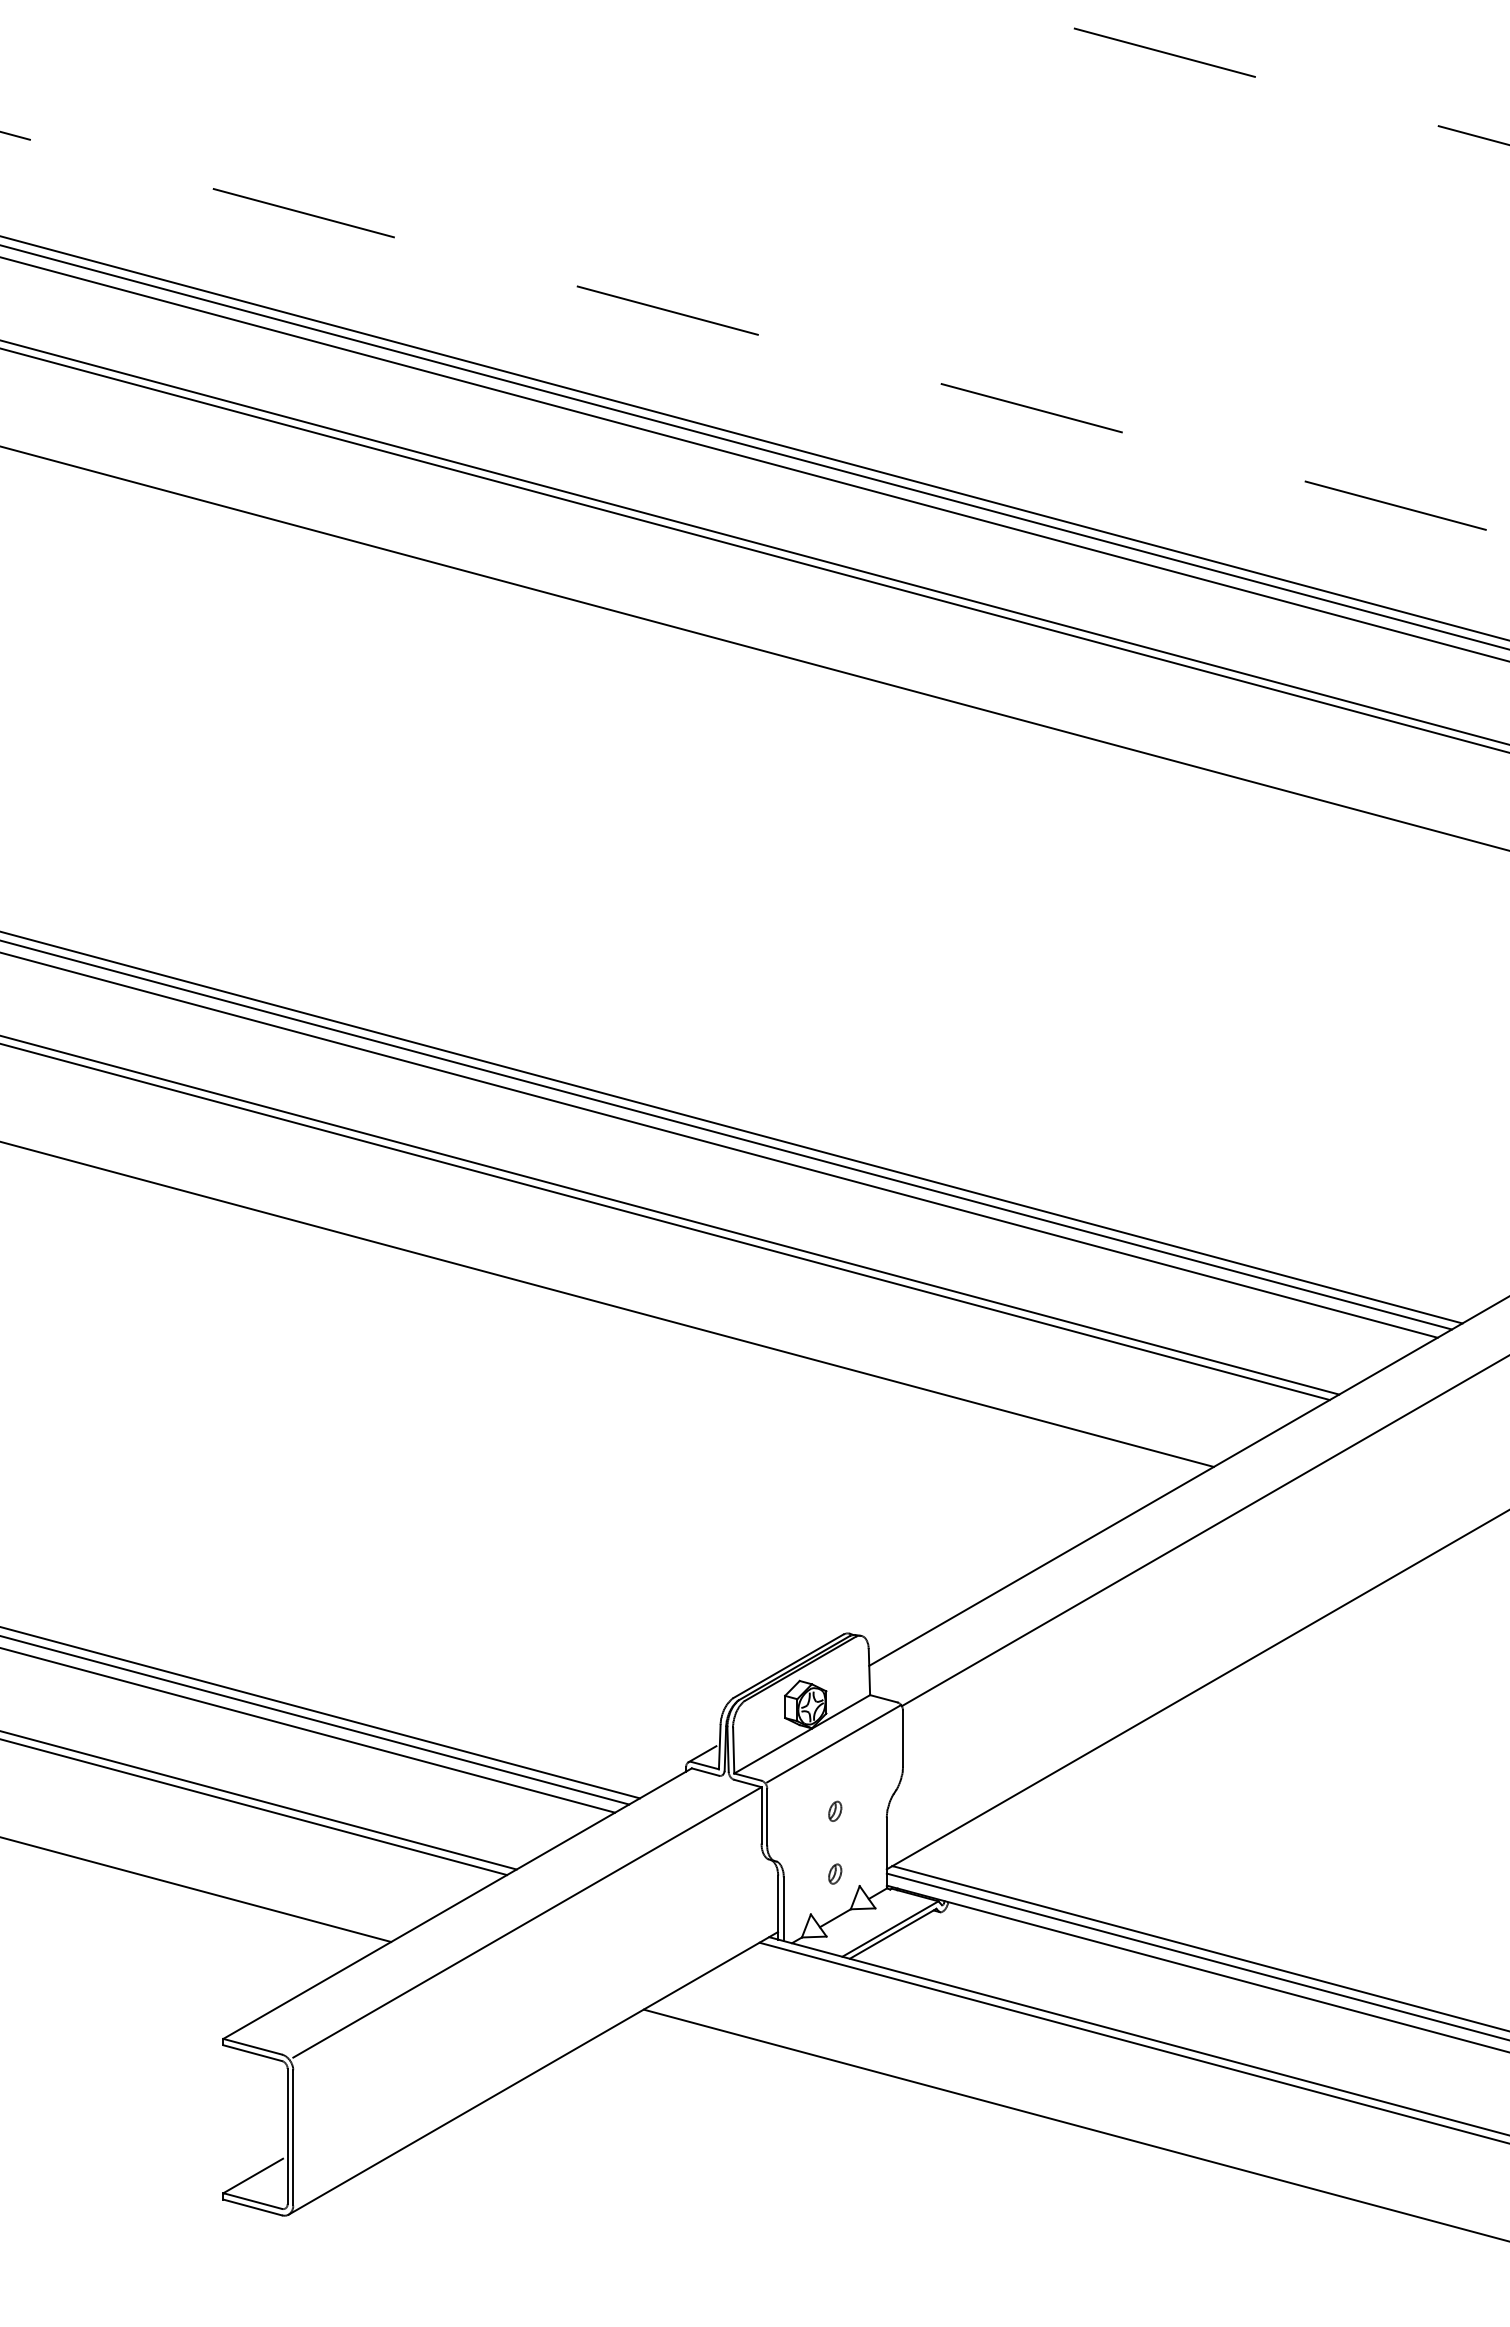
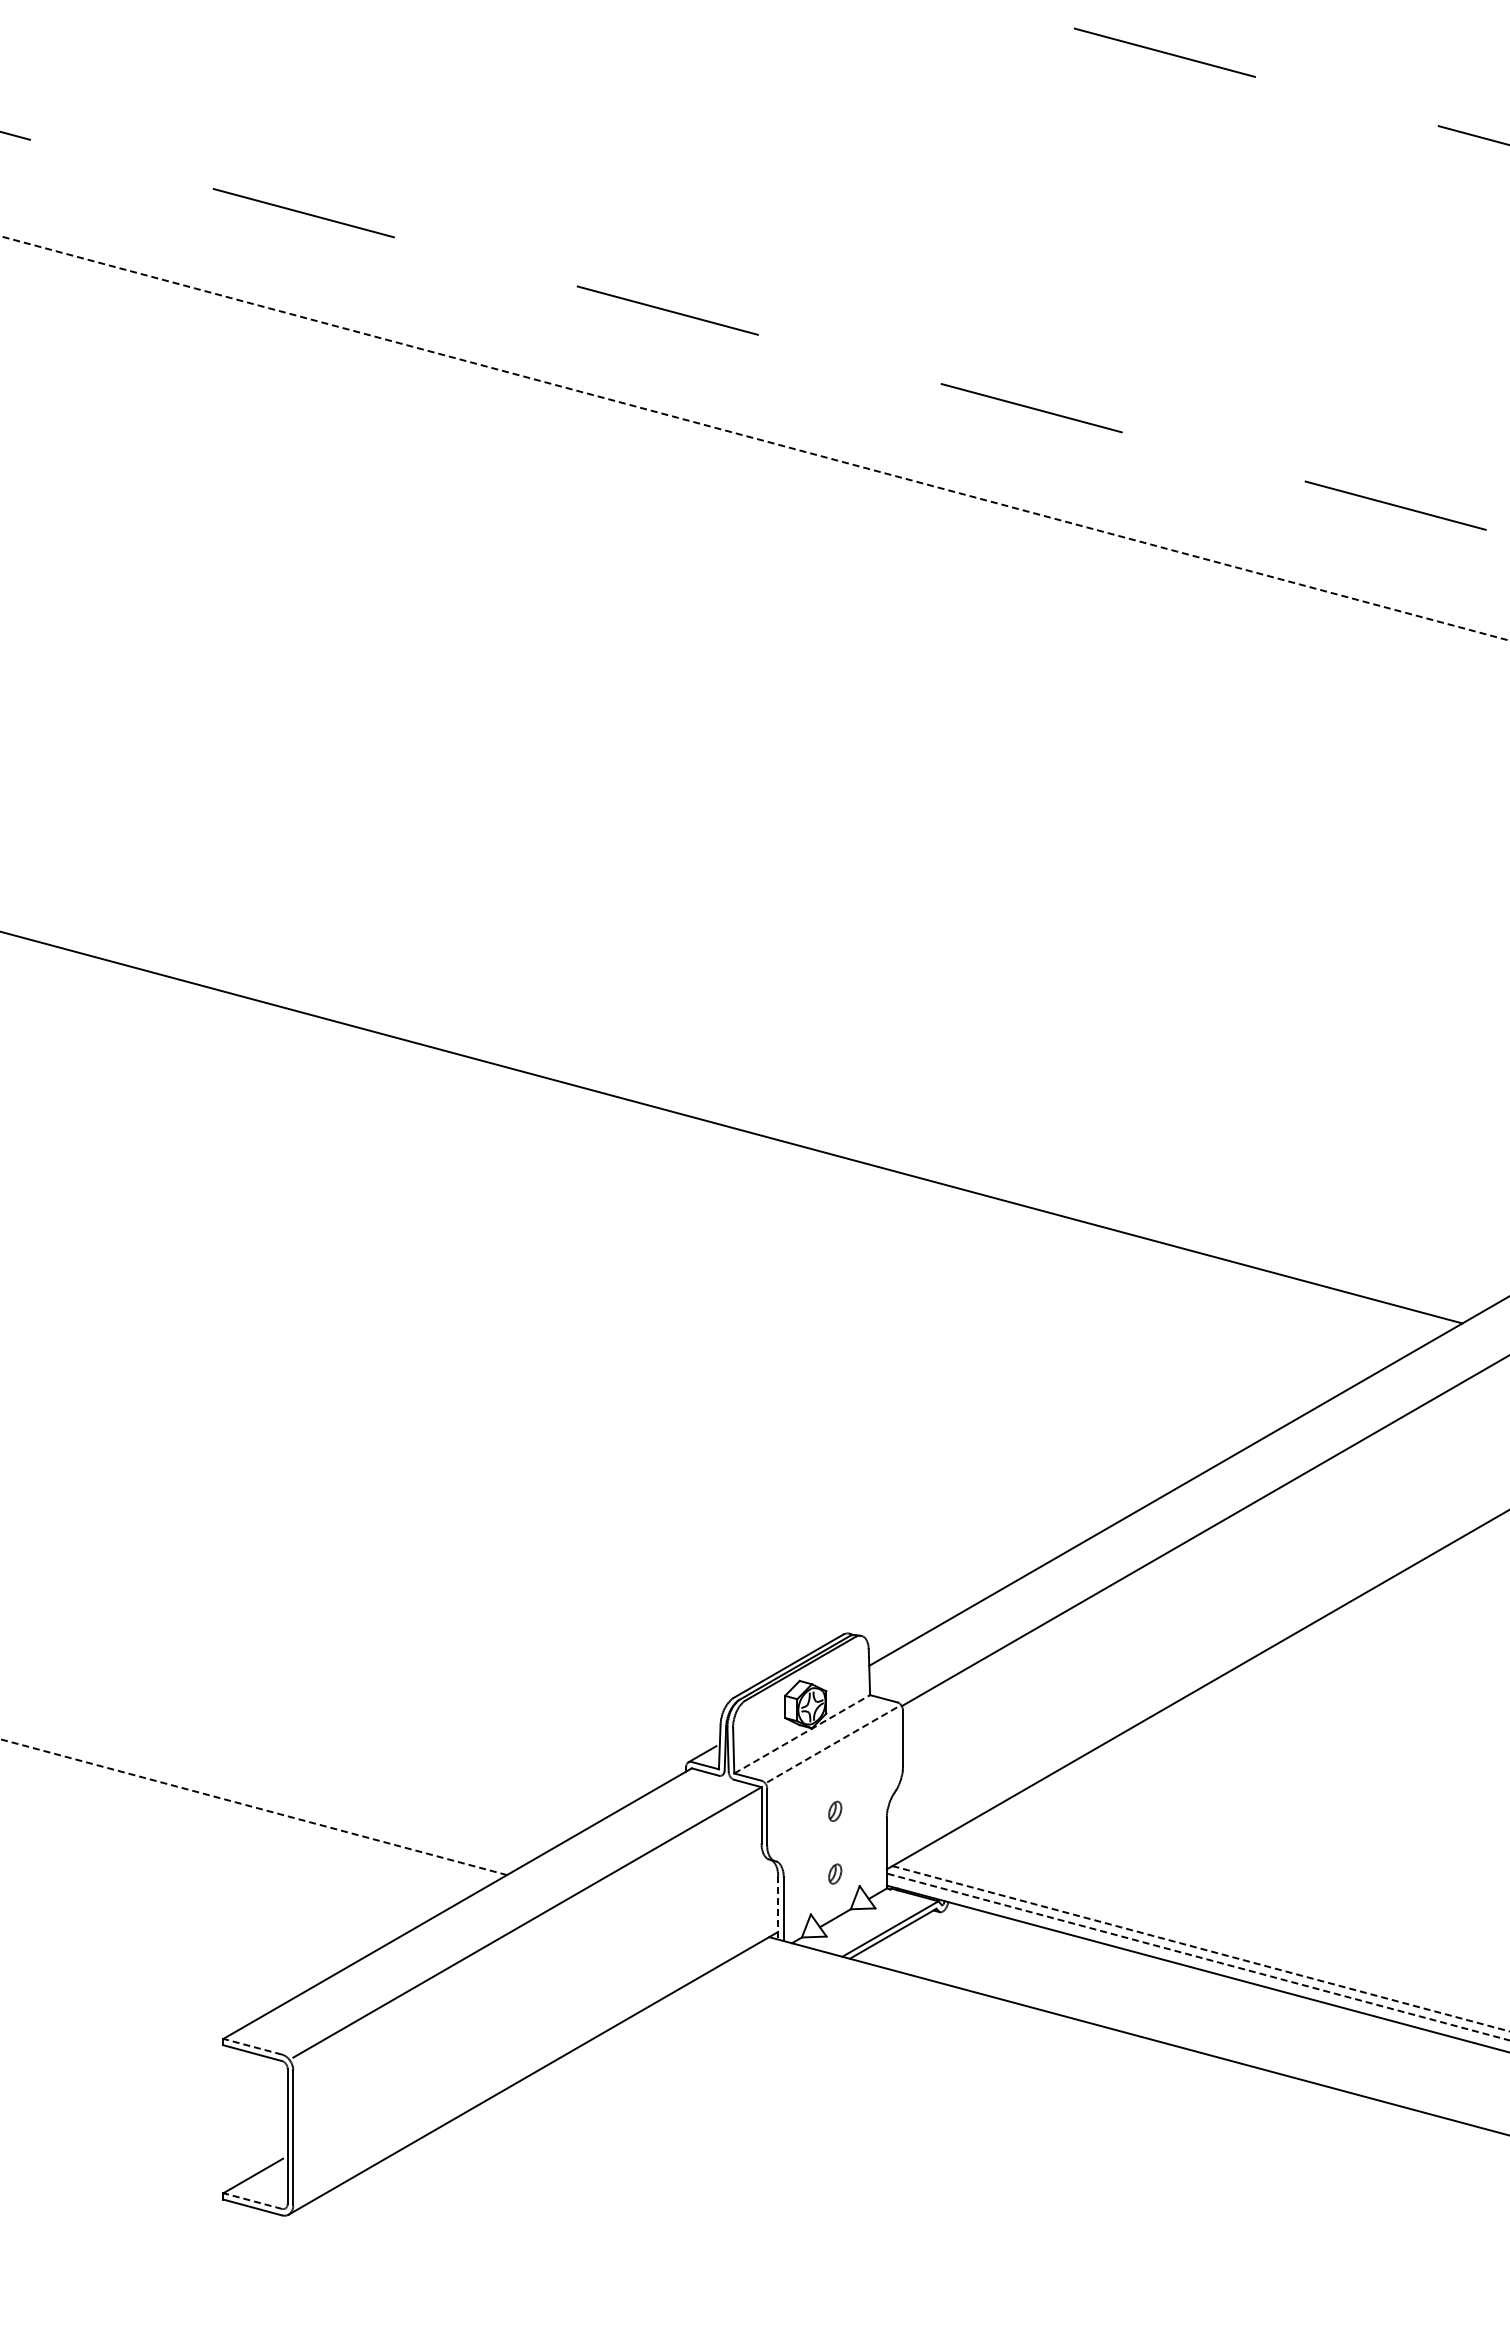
line: solid -> dashed (755, 438)
line: present -> none (754, 446)
line: present -> none (754, 458)
line: present -> none (754, 542)
line: present -> none (754, 550)
line: present -> none (754, 648)
line: present -> none (726, 1135)
line: present -> none (719, 1145)
line: present -> none (670, 1215)
line: present -> none (665, 1222)
line: present -> none (607, 1304)
line: present -> none (320, 1712)
line: present -> none (315, 1720)
line: present -> none (308, 1730)
line: solid -> dashed (802, 1734)
line: solid -> dashed (834, 1743)
line: present -> none (259, 1800)
line: solid -> dashed (253, 1807)
line: present -> none (196, 1889)
line: solid -> dashed (778, 1907)
line: solid -> dashed (1201, 1948)
line: solid -> dashed (1197, 1956)
line: present -> none (1132, 2042)
line: solid -> dashed (252, 2046)
line: present -> none (1074, 2124)
line: solid -> dashed (253, 2201)
